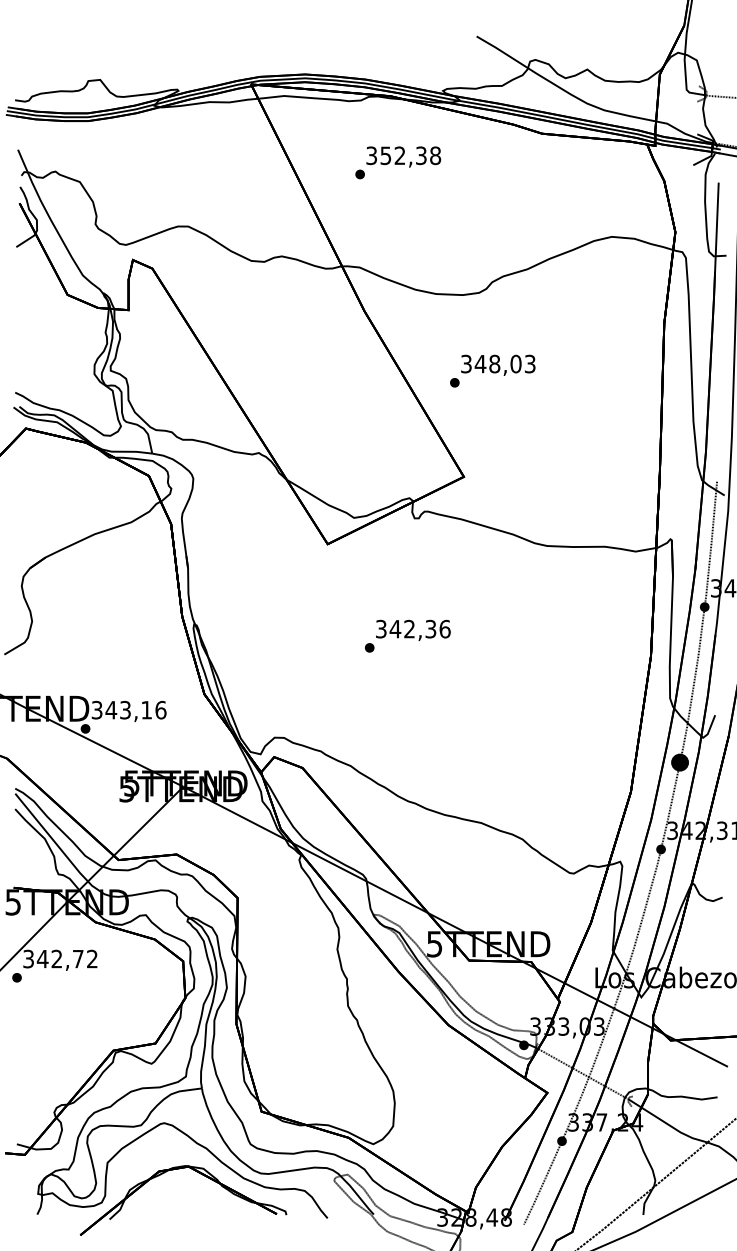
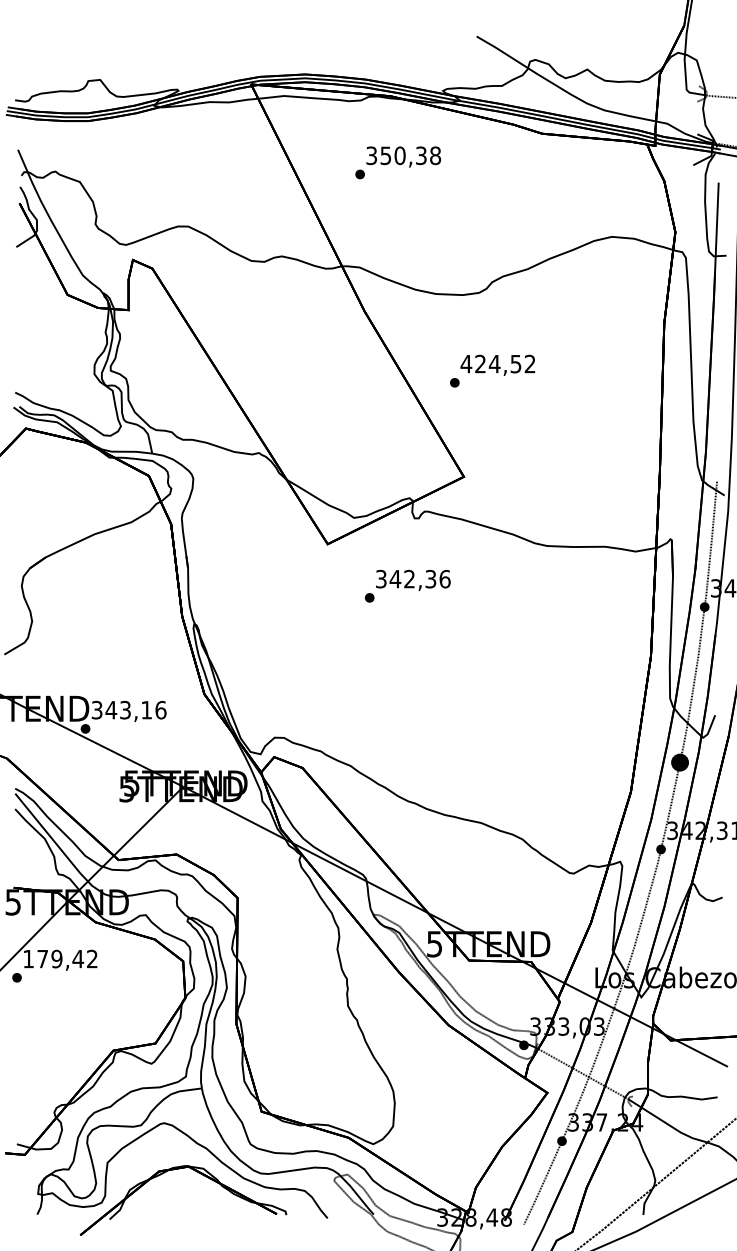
text: 352,38 -> 350,38 (399, 155)
text: 348,03 -> 424,52 (497, 363)
text position: (407, 635) -> (407, 585) (407, 585)
text: 342,72 -> 179,42 (53, 958)
